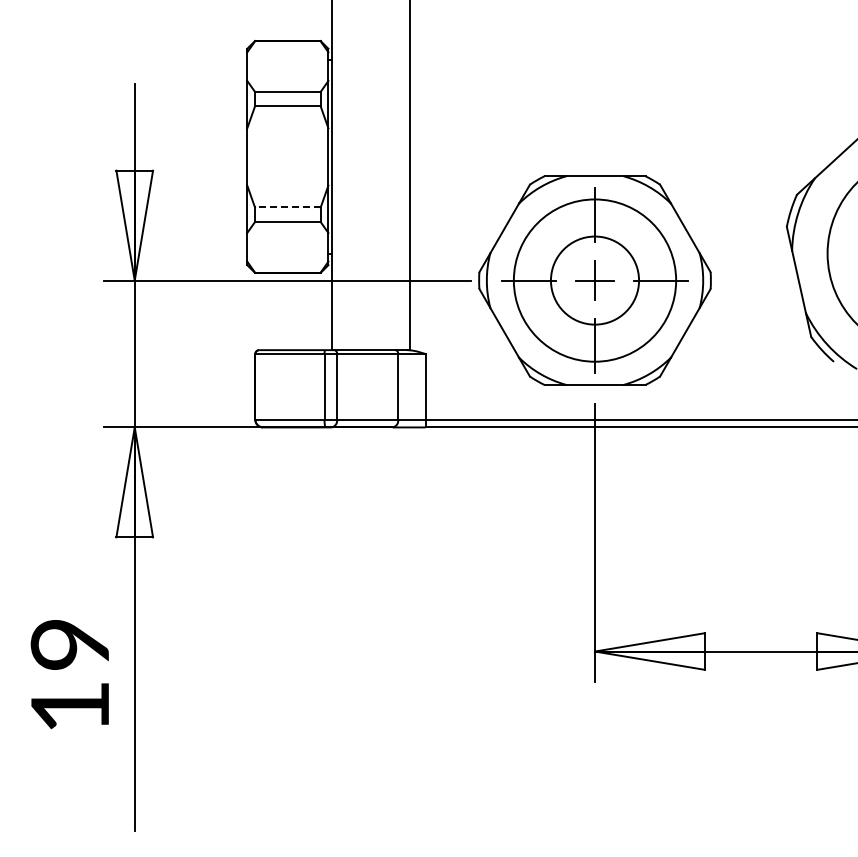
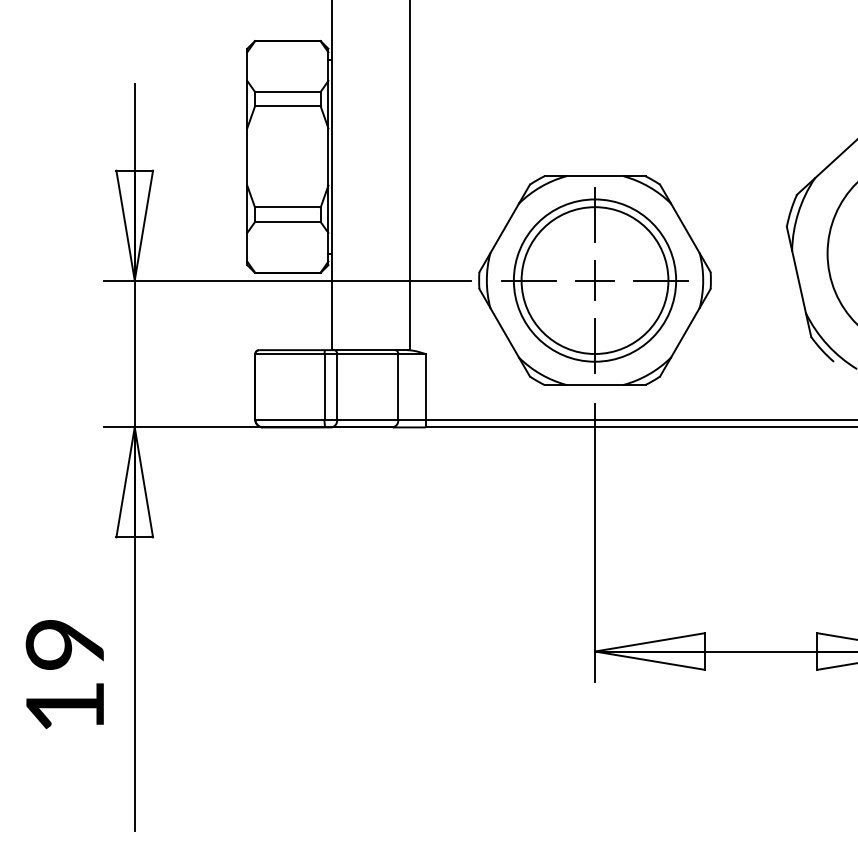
line: dashed -> solid (287, 207)
circle diameter: 88 px -> 147 px (594, 280)
text position: (69, 674) -> (64, 674) (64, 674)
